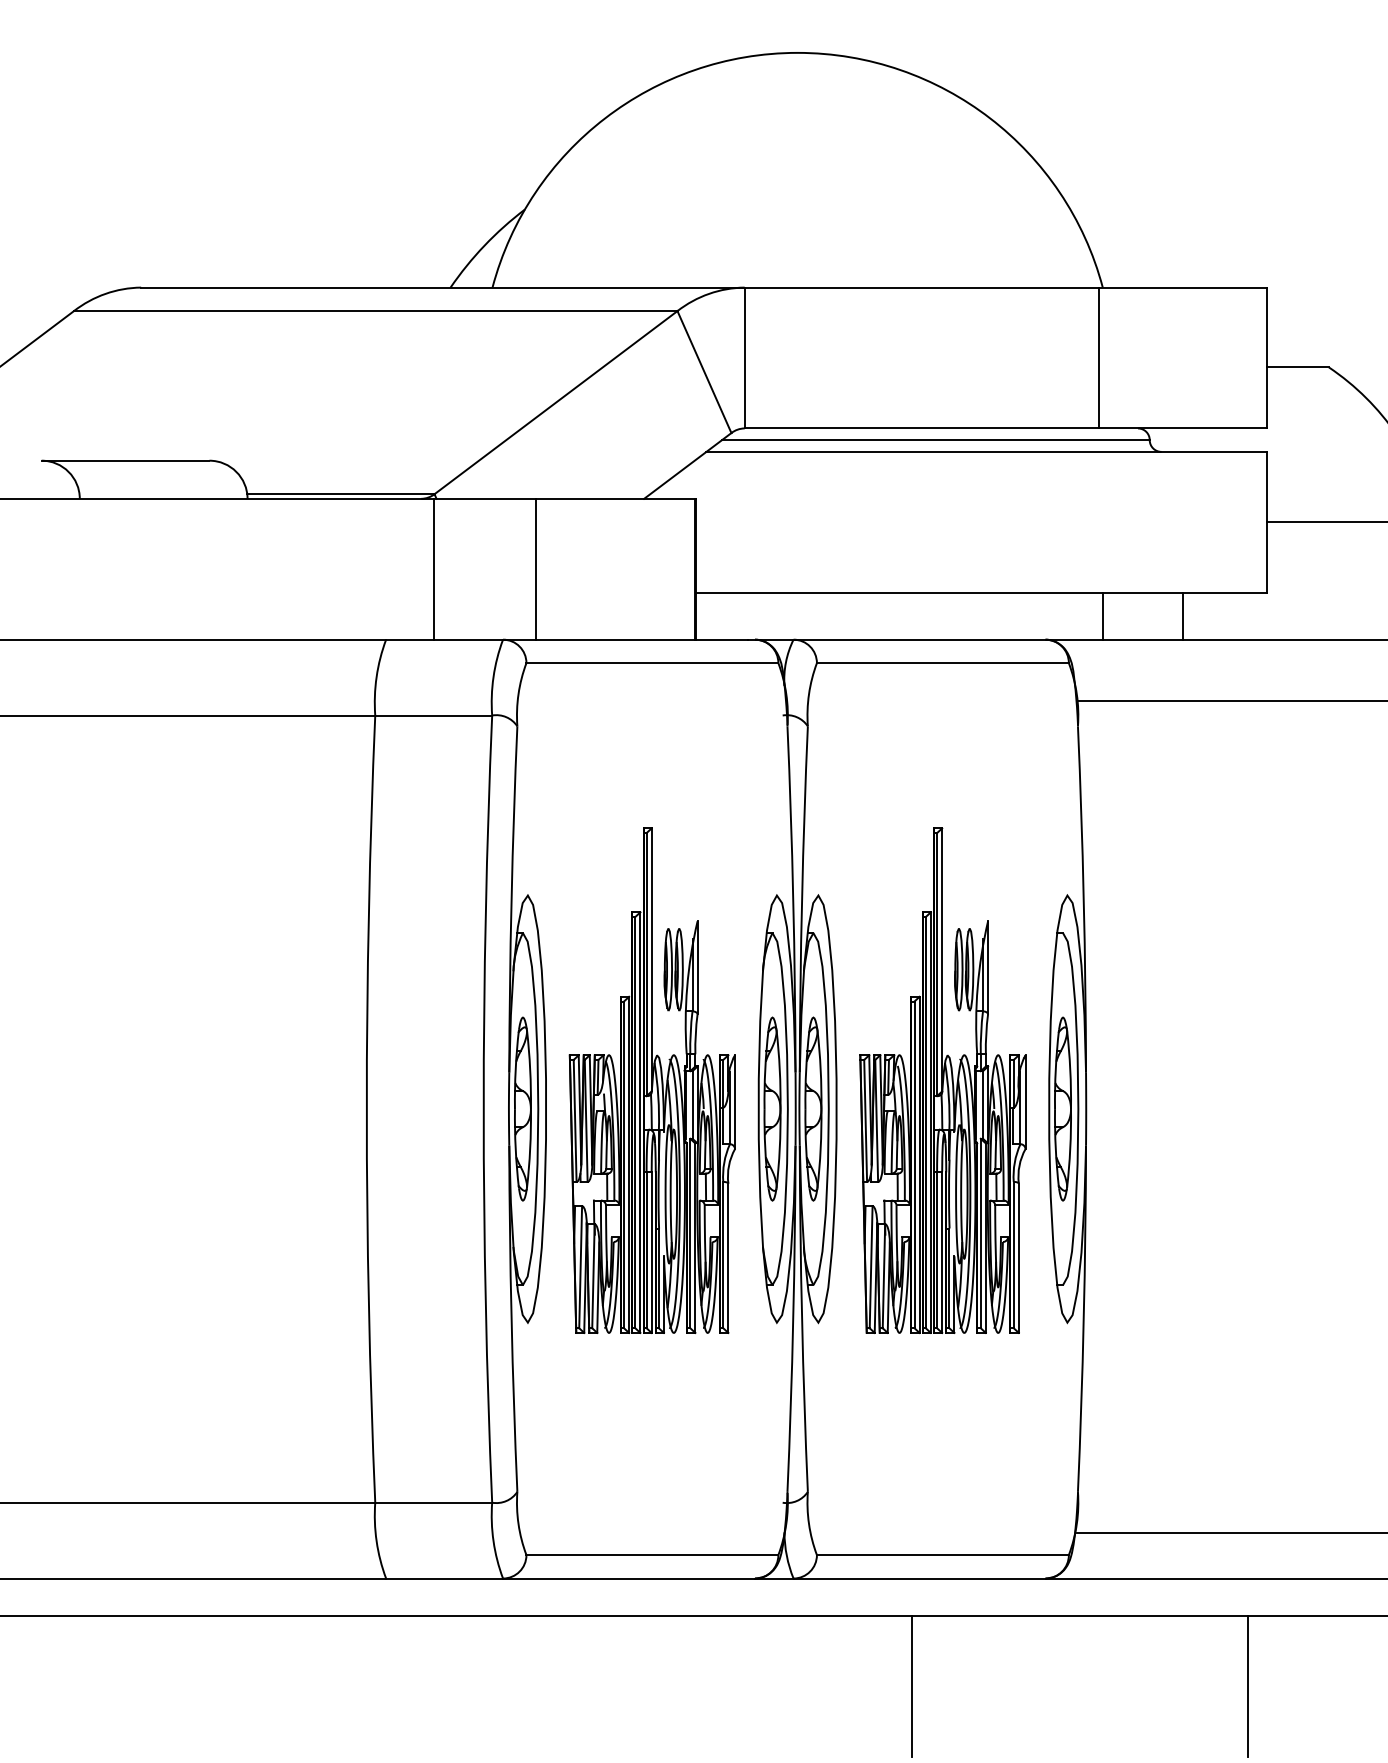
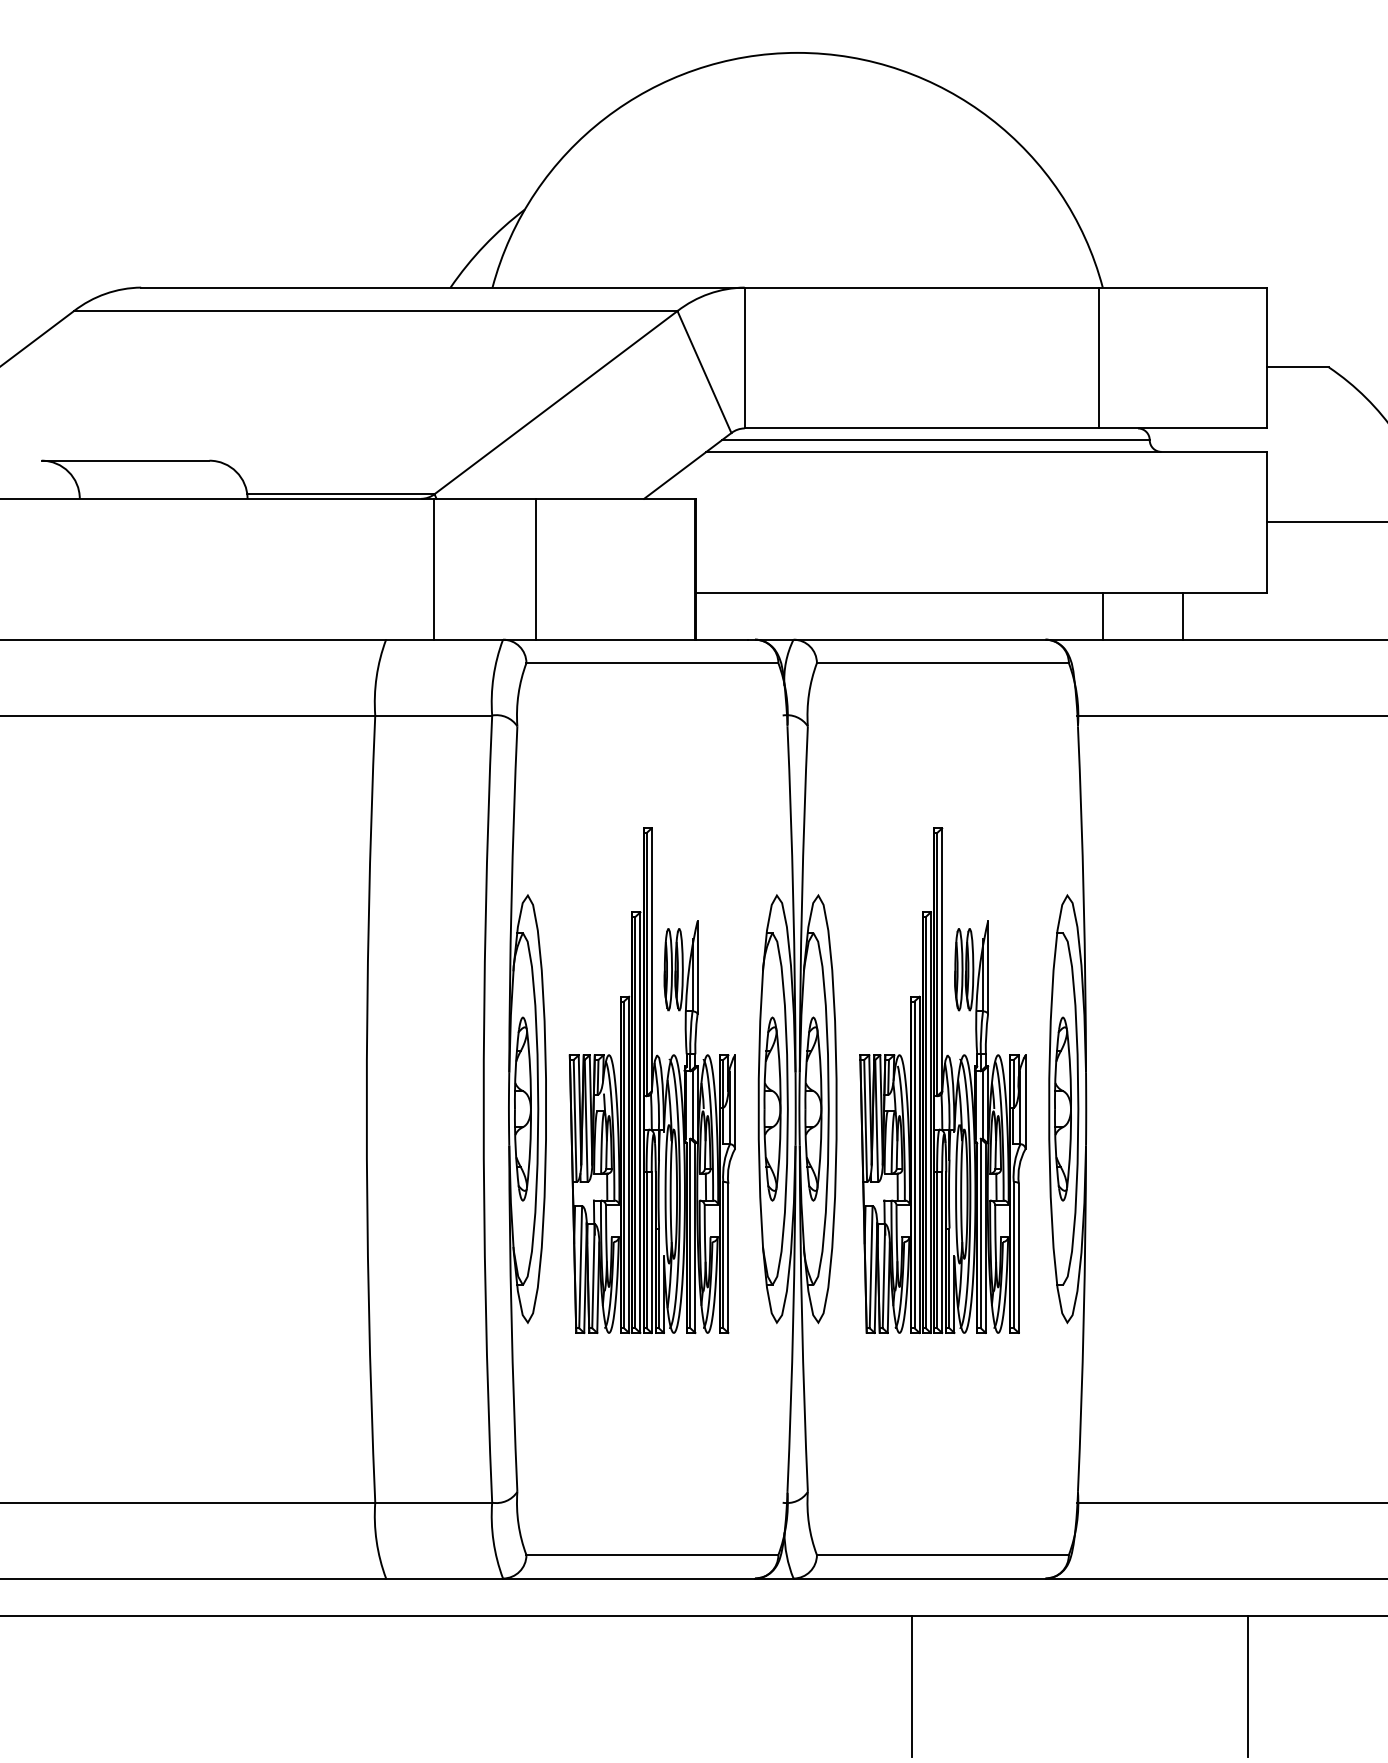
line position: (1230, 700) -> (1230, 715) (1230, 715)
line position: (1230, 1532) -> (1230, 1502) (1230, 1502)
